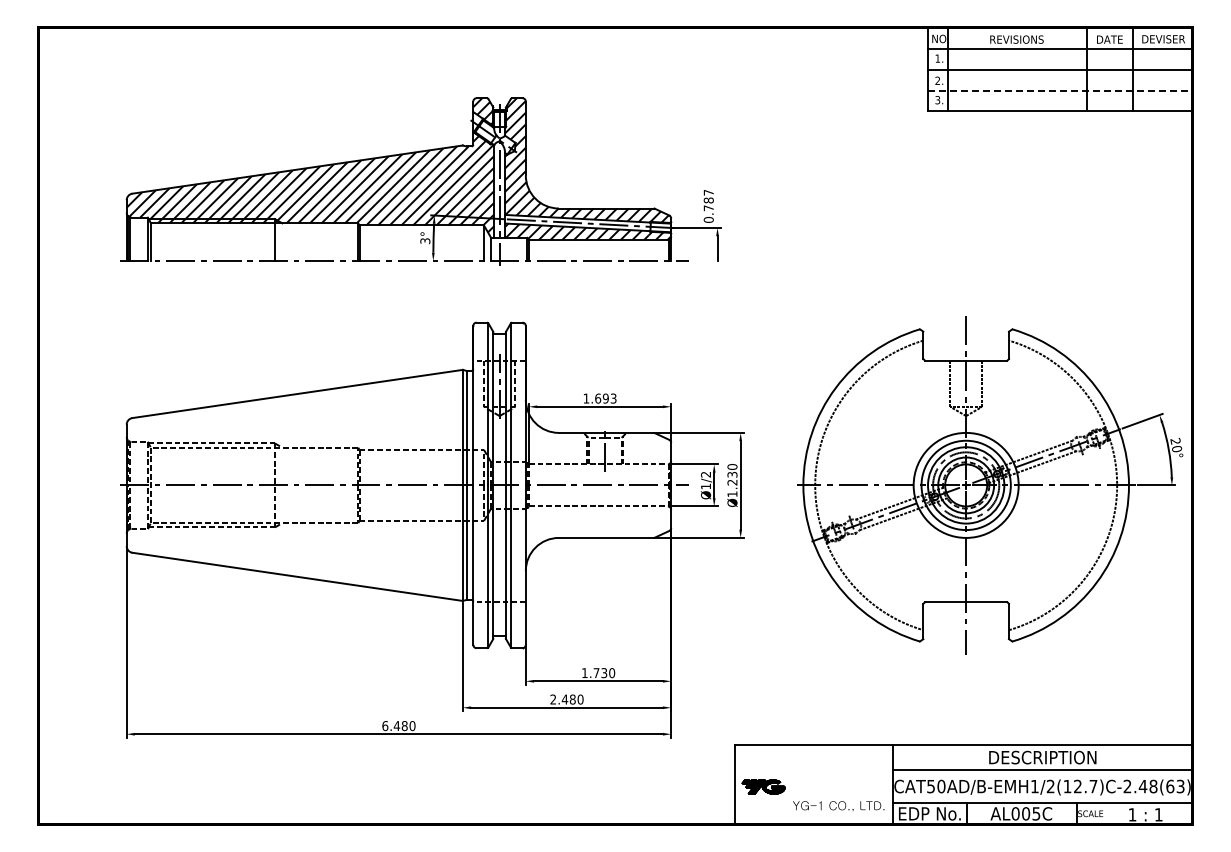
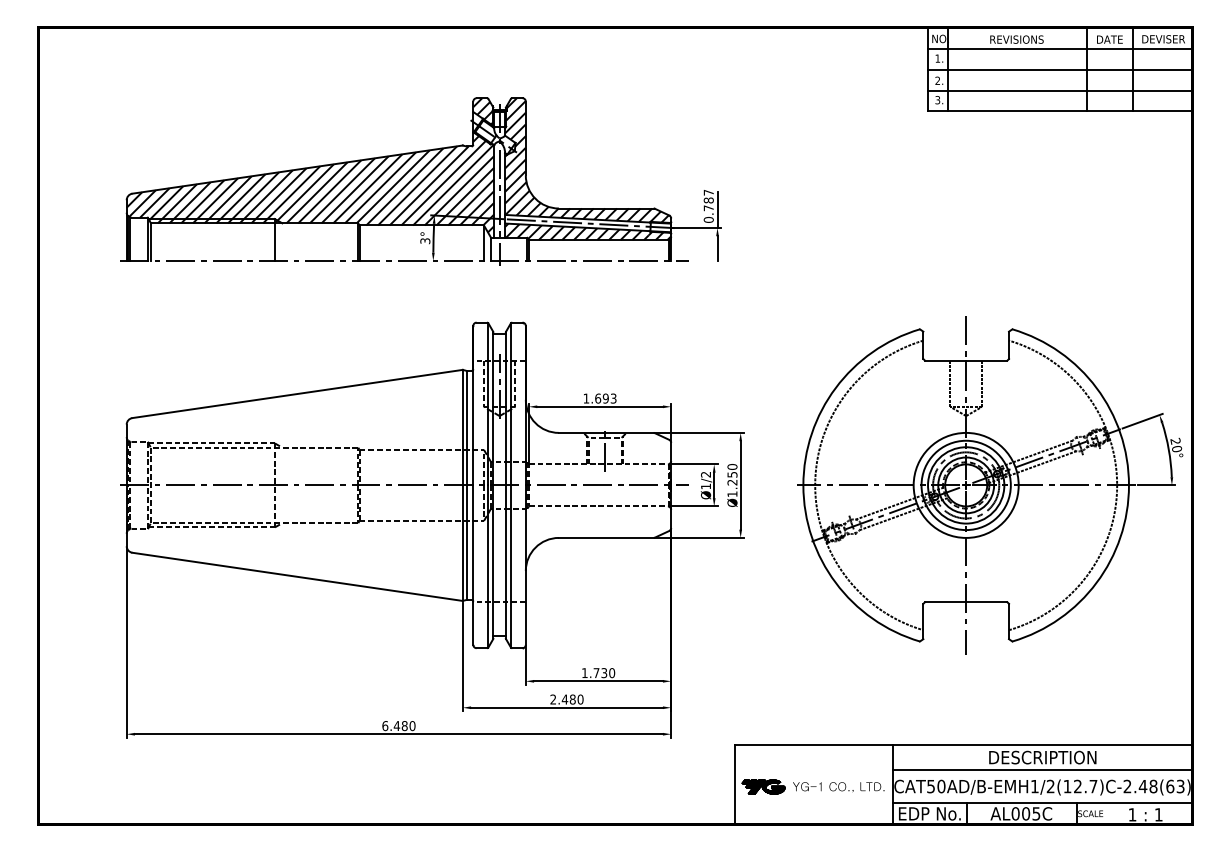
line: dashed -> solid (1060, 90)
line: none -> present (717, 209)
text: Ø1.230 -> Ø1.250 (731, 474)
text position: (838, 806) -> (838, 787) (838, 787)
